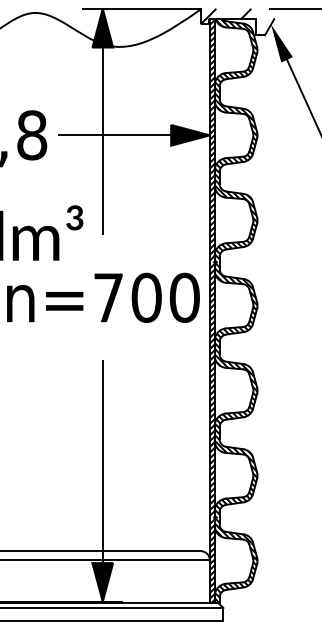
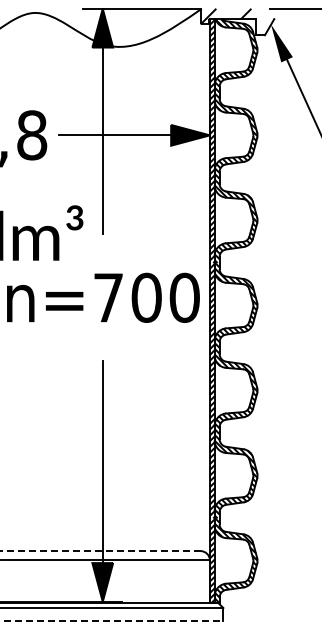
line: solid -> dashed (100, 551)
line: solid -> dashed (112, 620)
